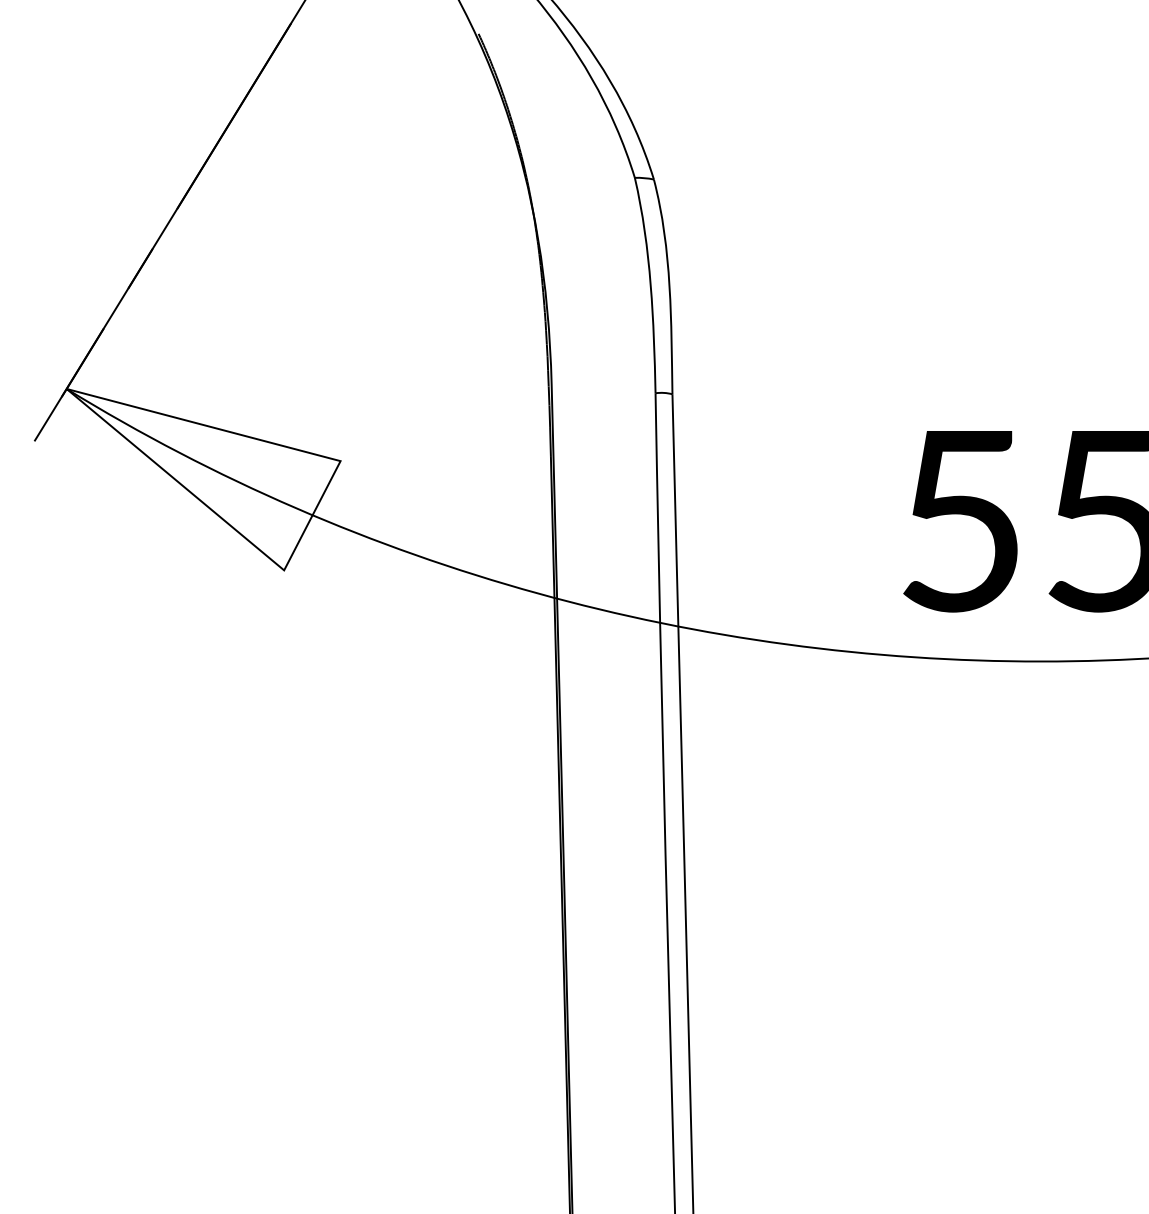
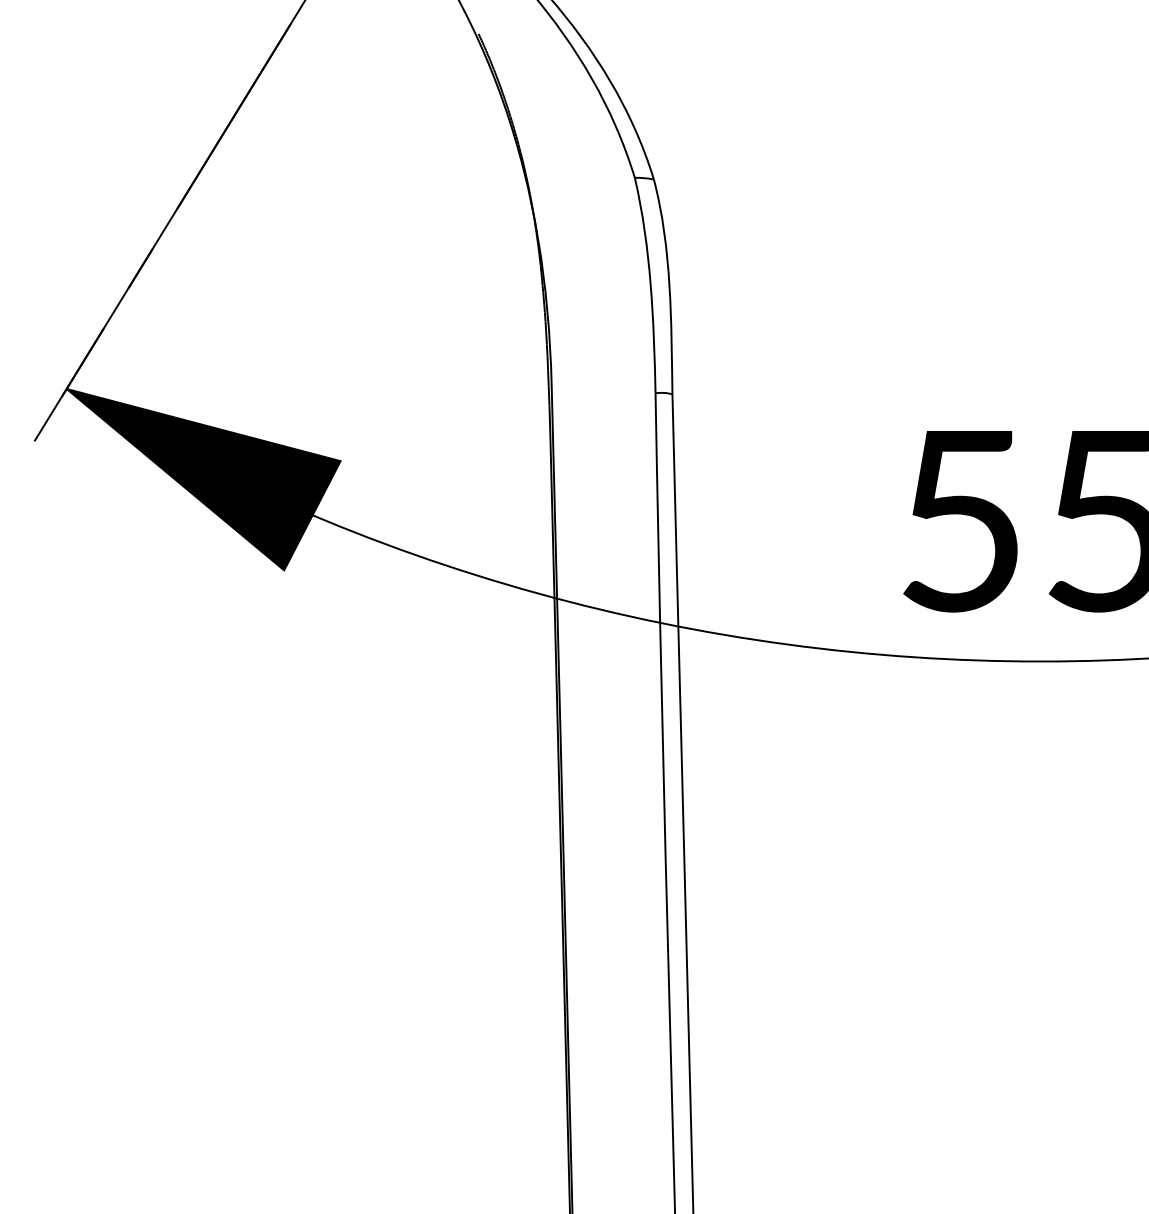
fill: none -> present (203, 479)
